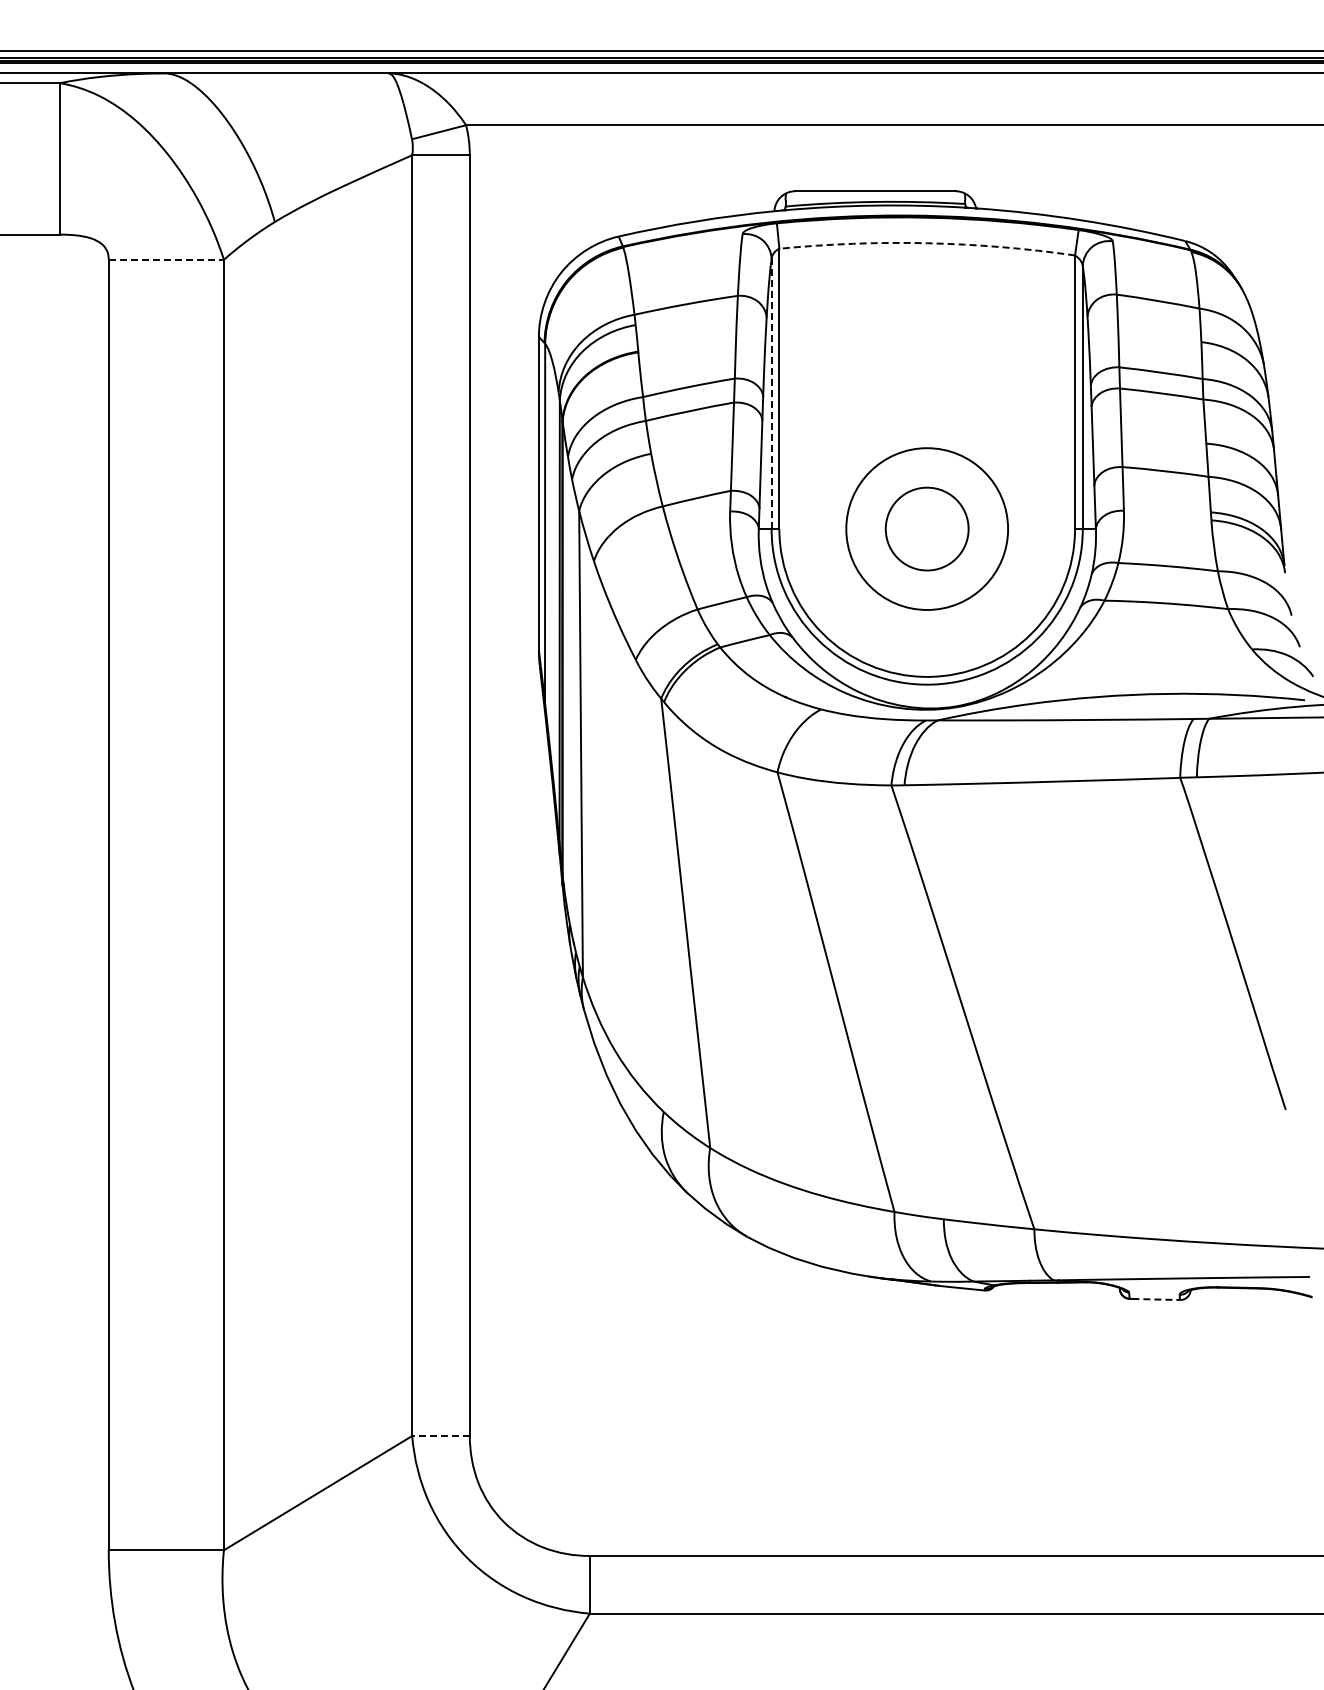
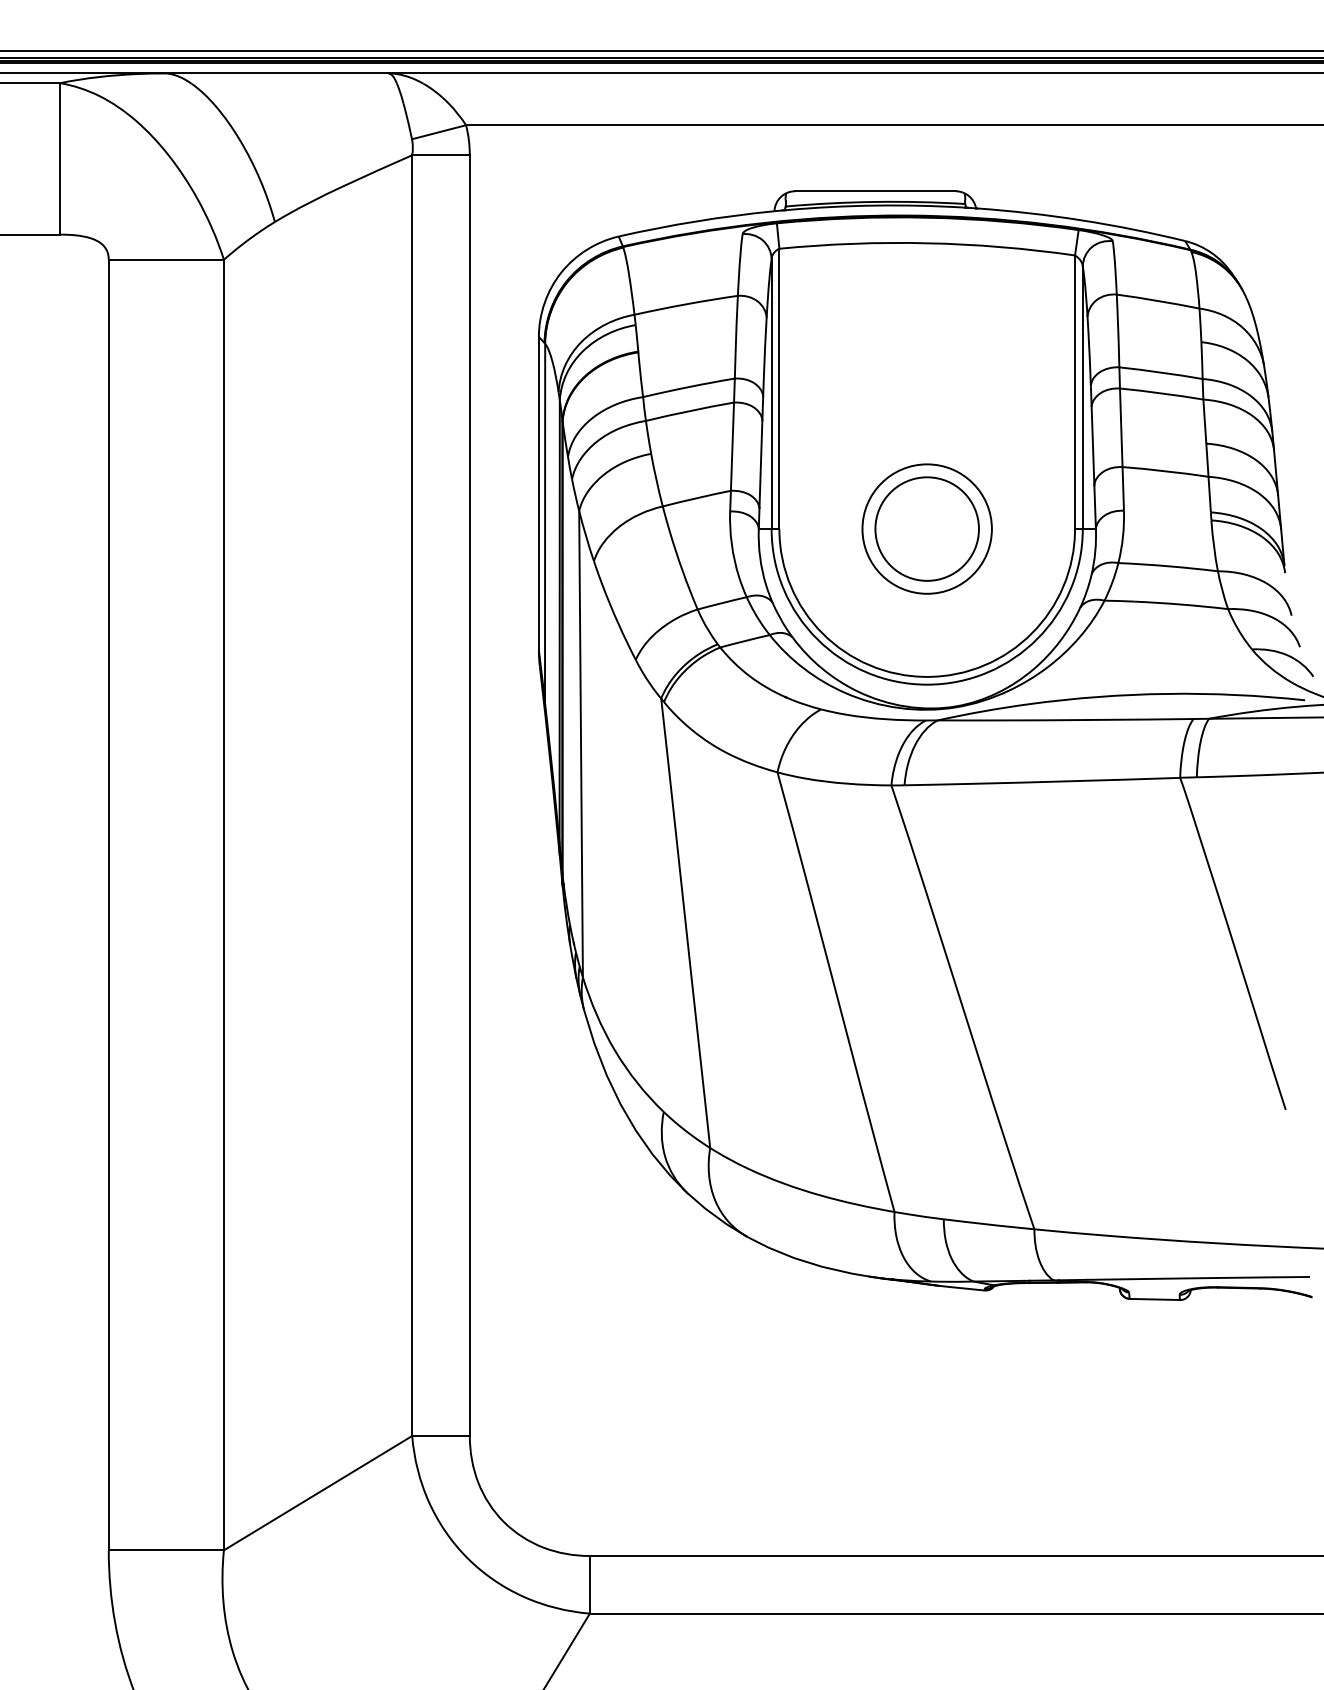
arc: dashed -> solid (927, 243)
line: dashed -> solid (166, 259)
line: dashed -> solid (771, 394)
circle diameter: 83 px -> 104 px (926, 528)
circle diameter: 162 px -> 129 px (926, 528)
line: dashed -> solid (1156, 1299)
line: dashed -> solid (441, 1435)
